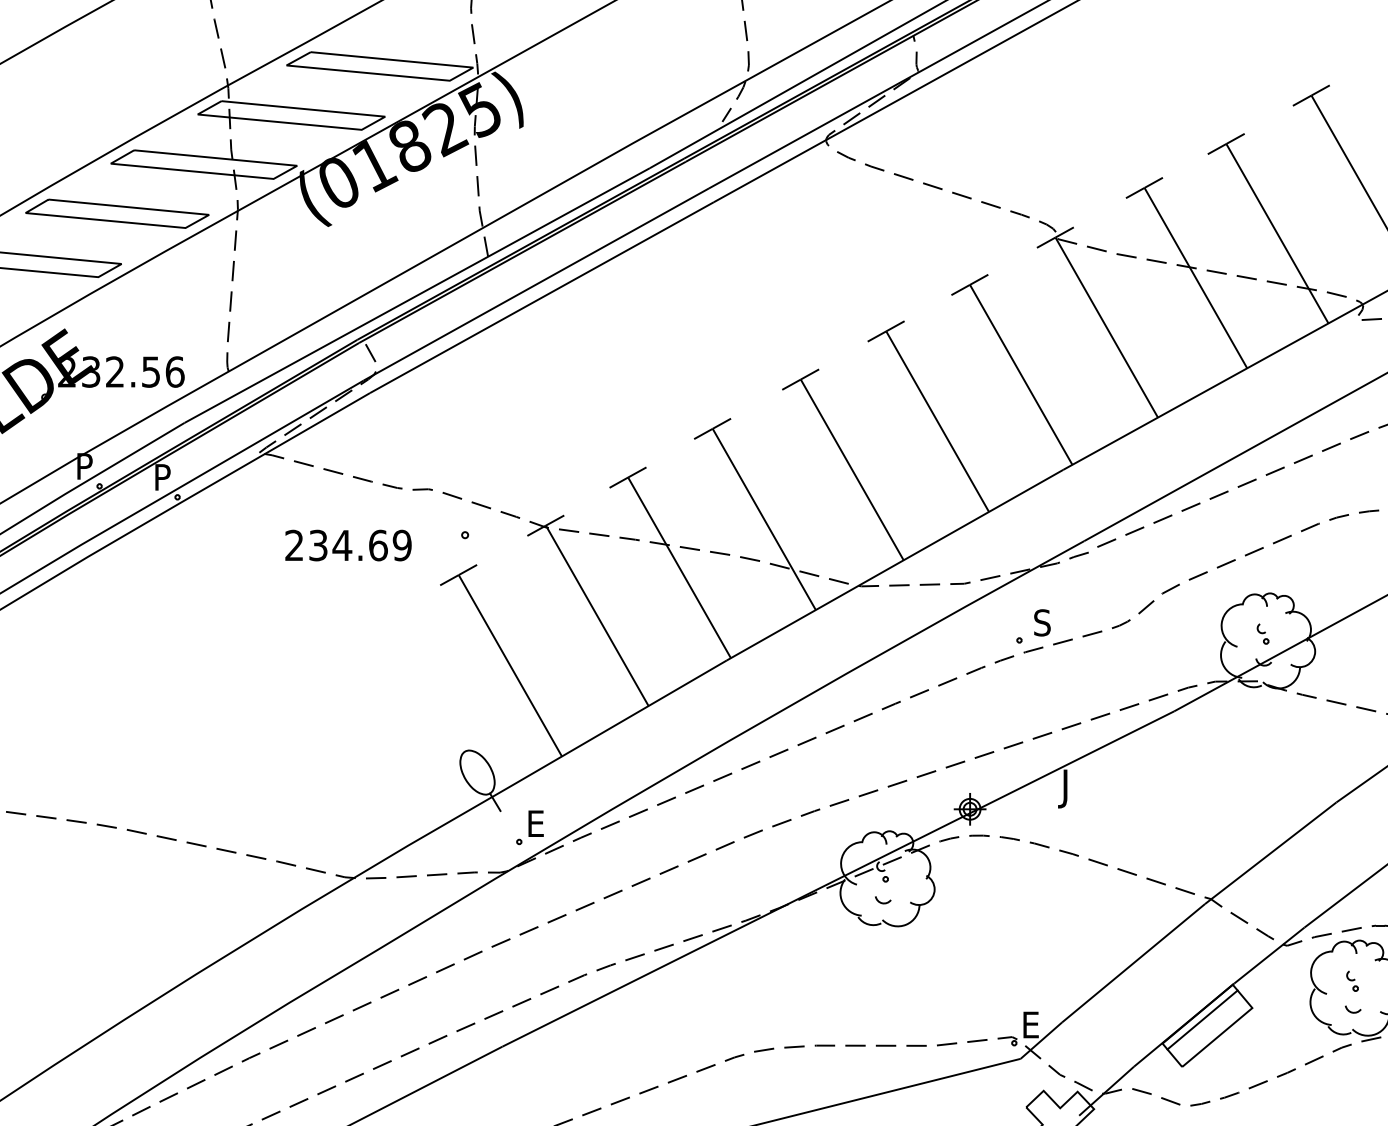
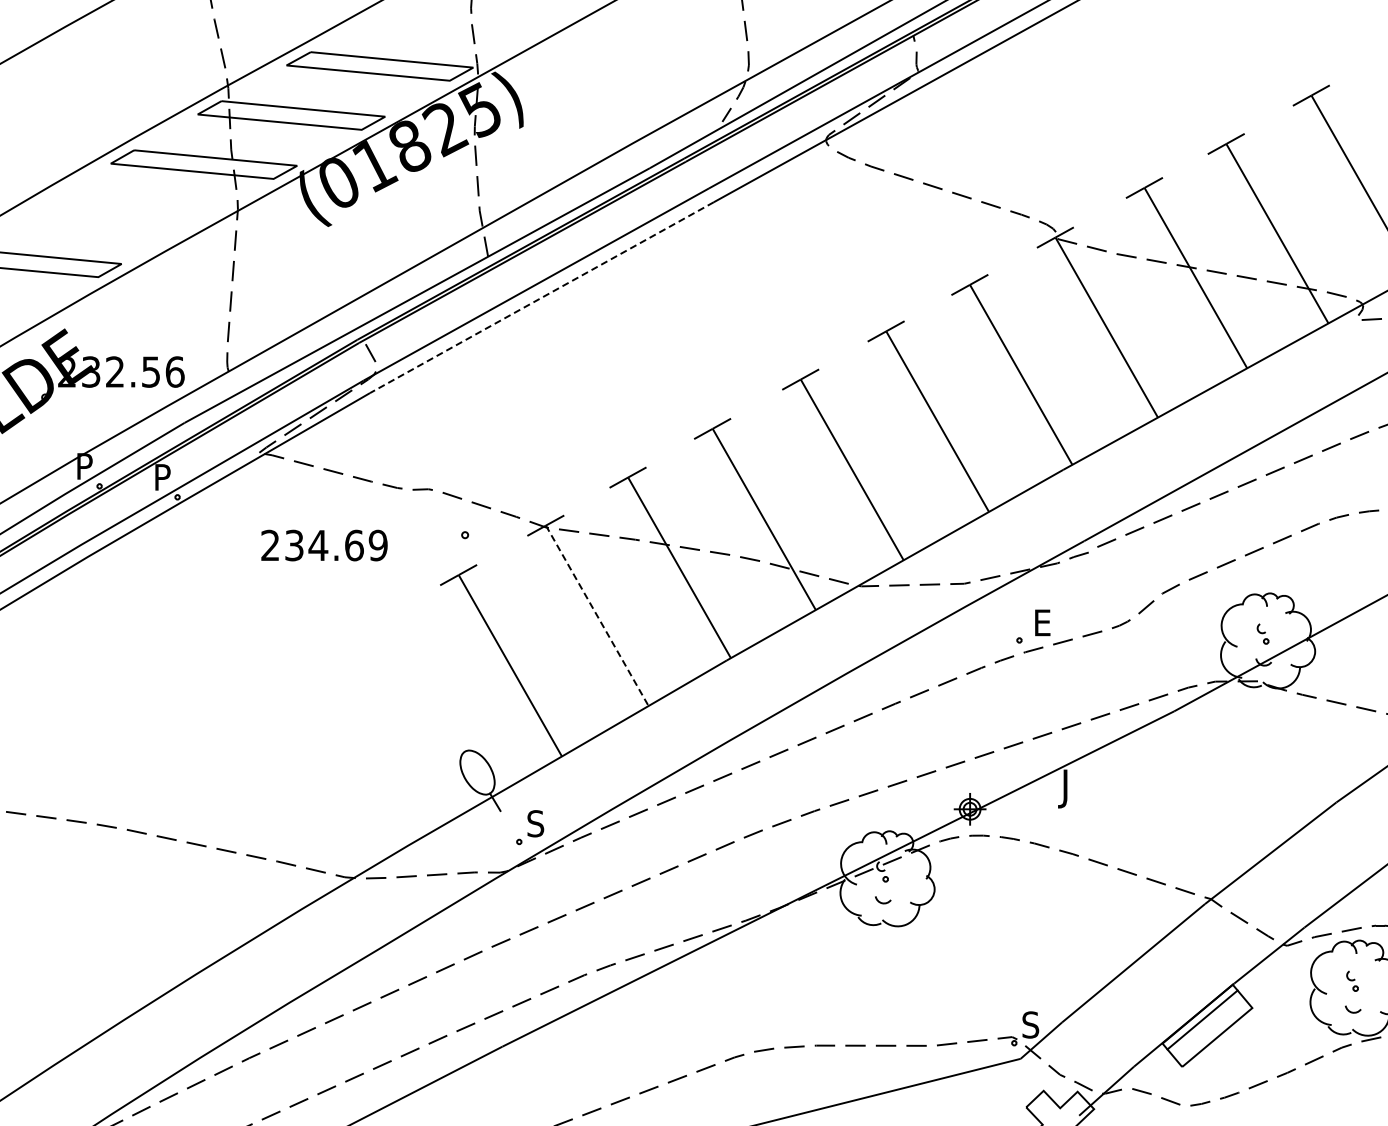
part: present -> none (117, 213)
line: solid -> dashed (541, 297)
text position: (348, 545) -> (324, 545) (324, 545)
line: solid -> dashed (597, 615)
text: S -> E (1042, 622)
text: E -> S (535, 823)
text: E -> S (1030, 1024)
